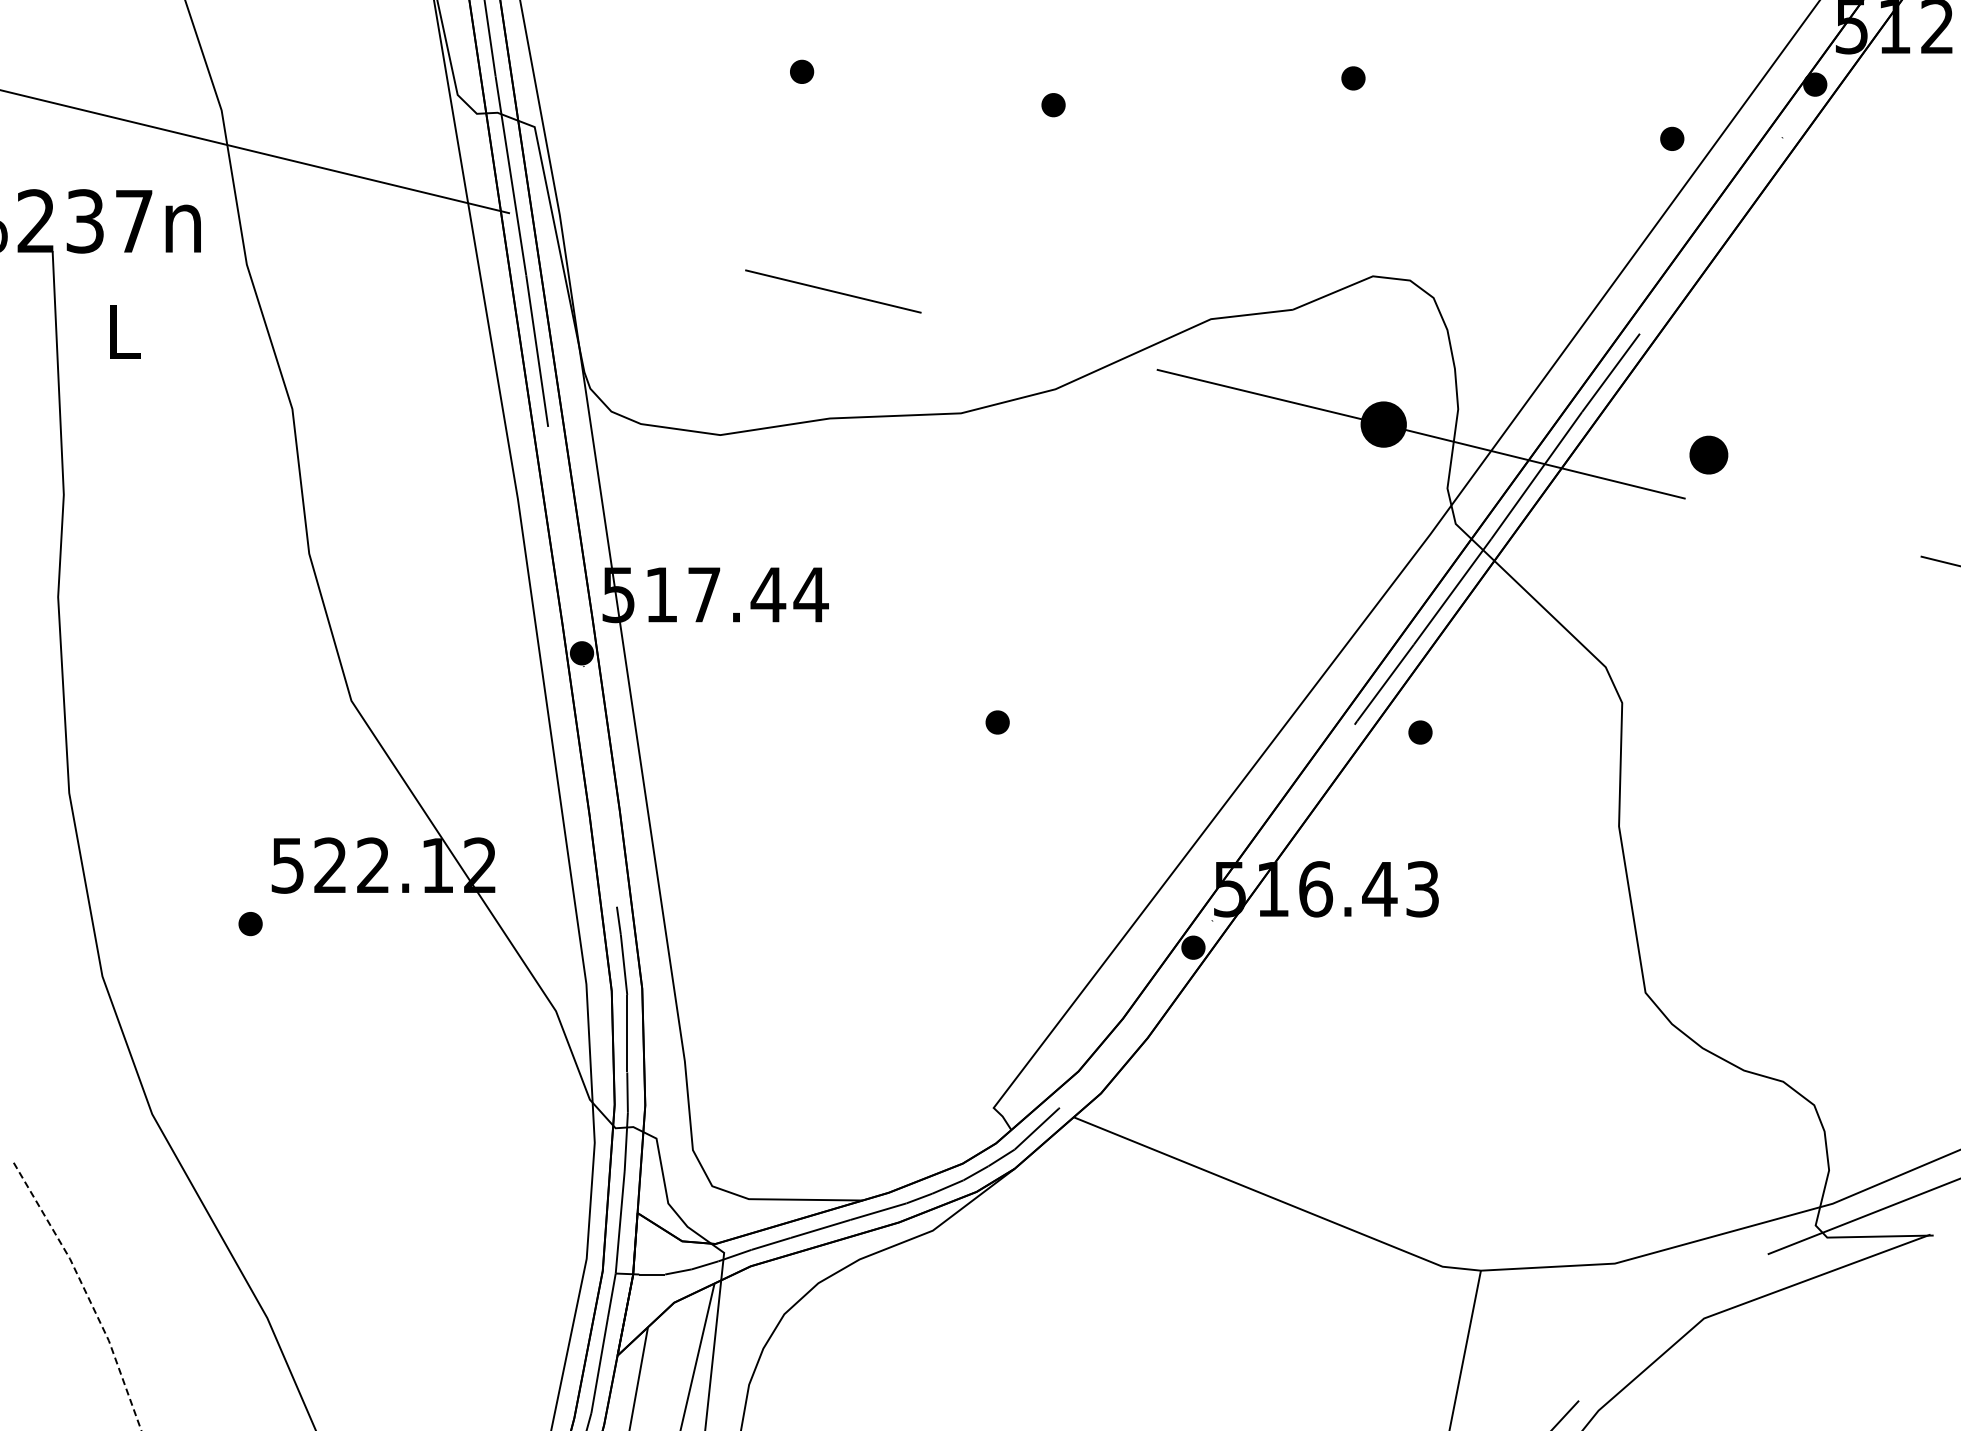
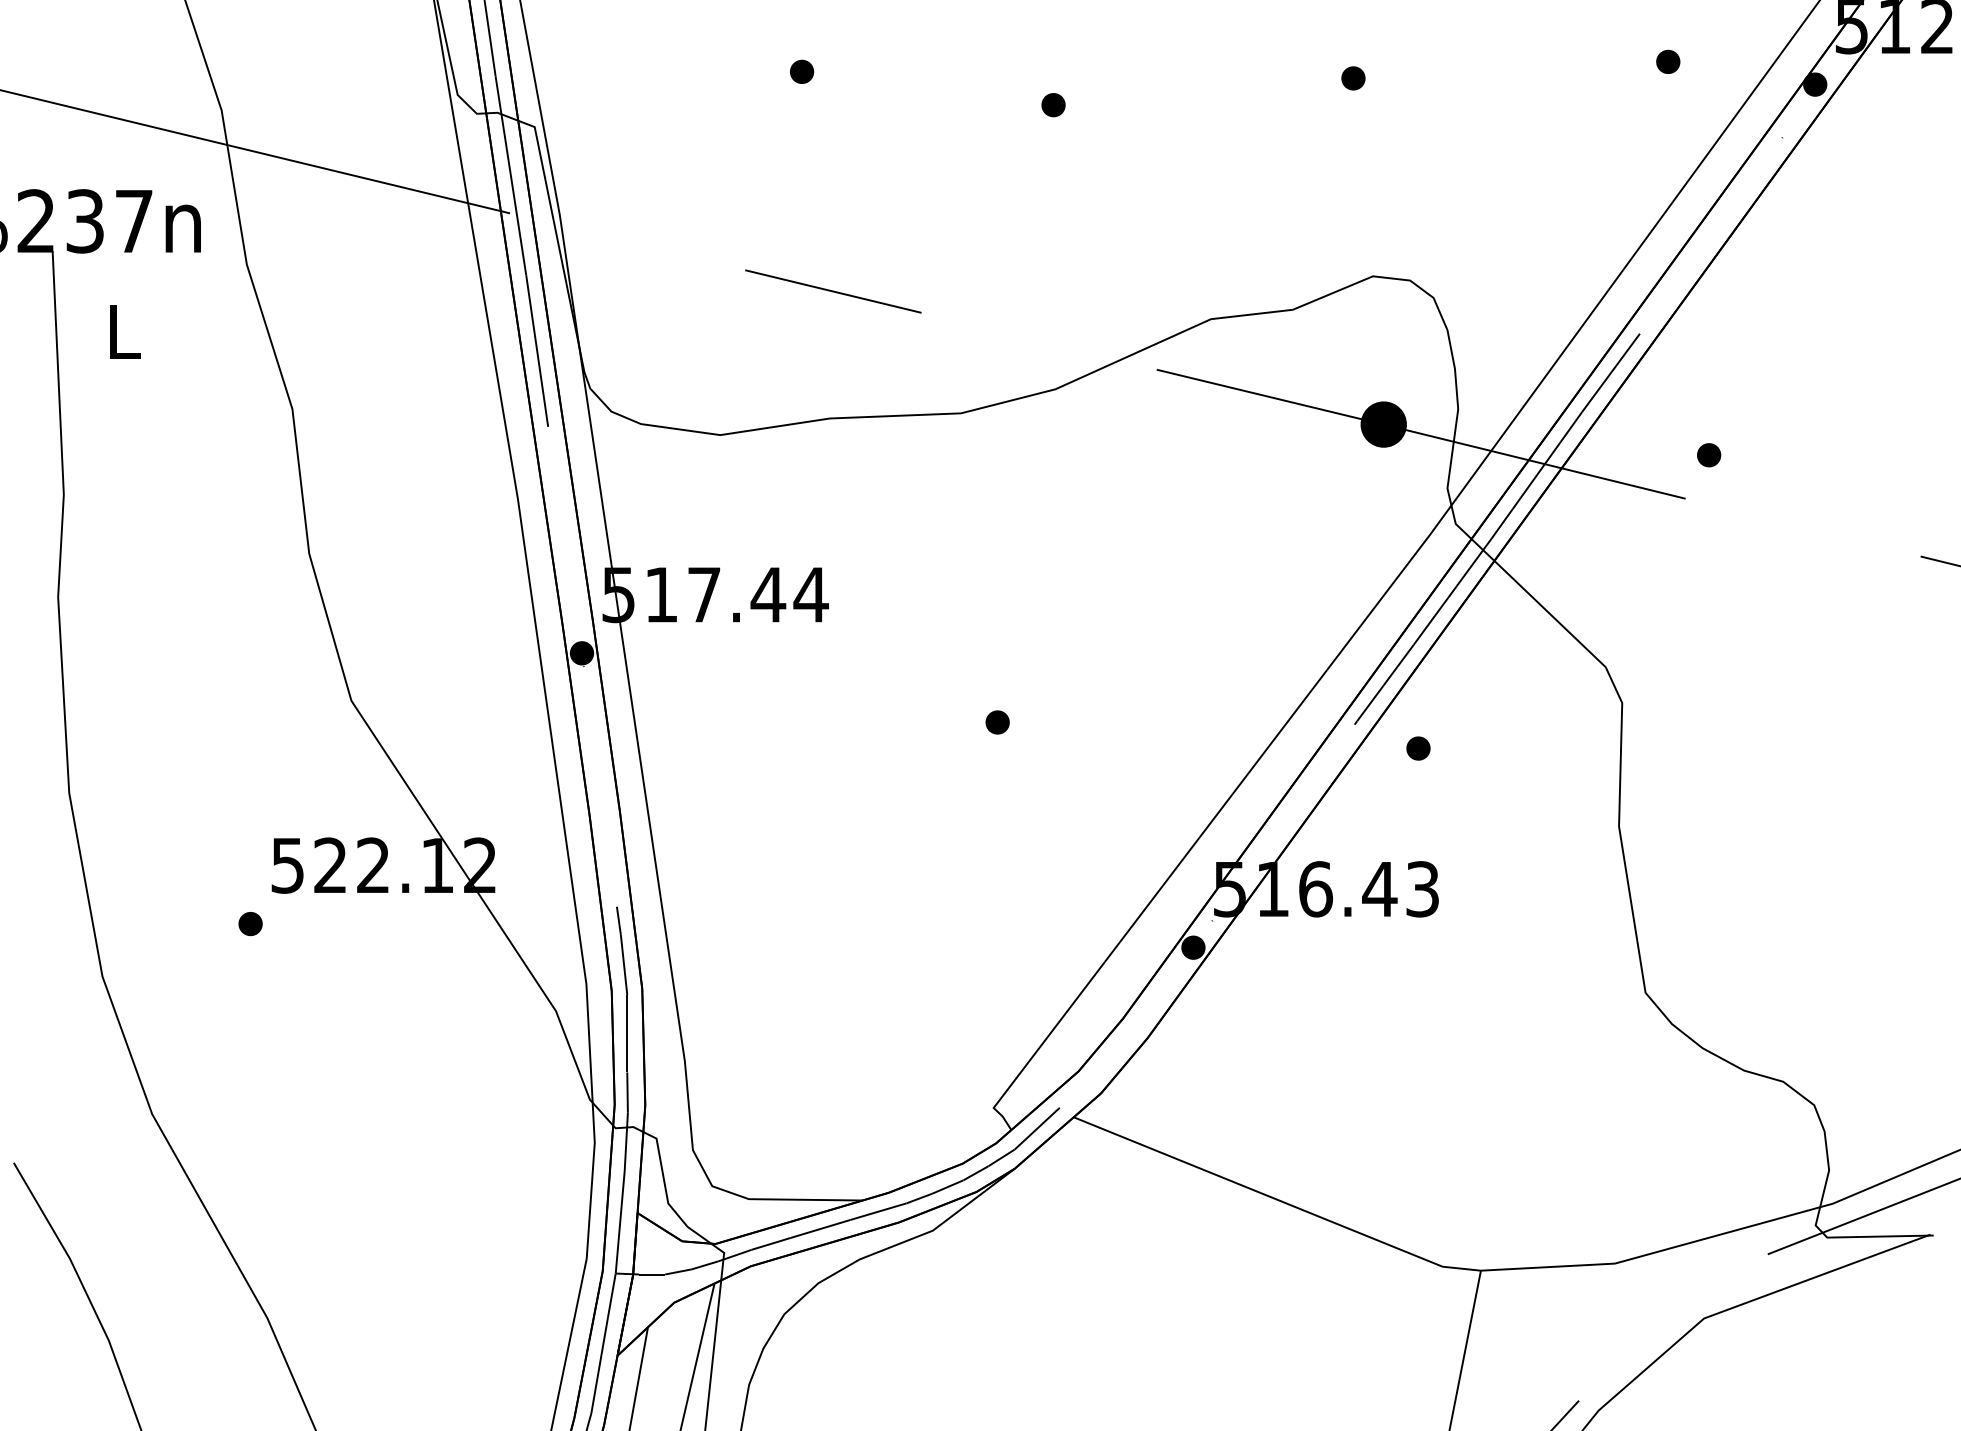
part position: (1672, 138) -> (1668, 61) (1668, 61)
part size: 40x40 px -> 25x25 px (1709, 455)
part position: (1420, 732) -> (1418, 748) (1418, 748)
line: dashed -> solid (86, 1293)
